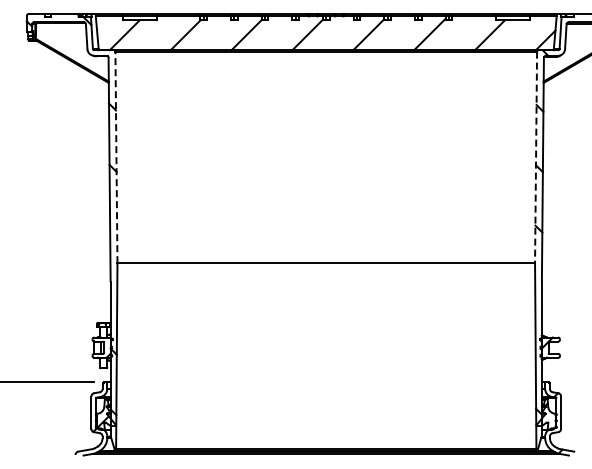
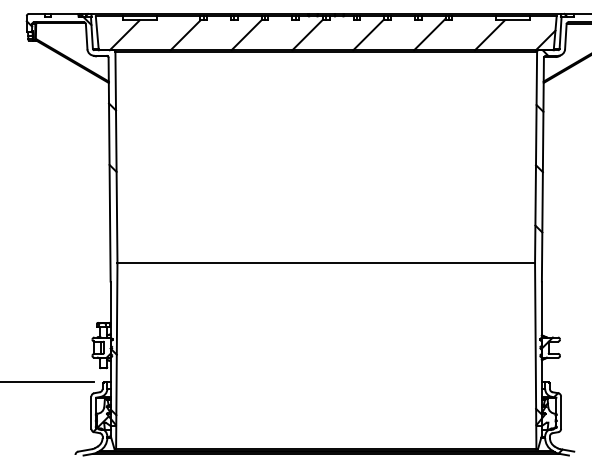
line: dashed -> solid (116, 157)
line: dashed -> solid (536, 157)
